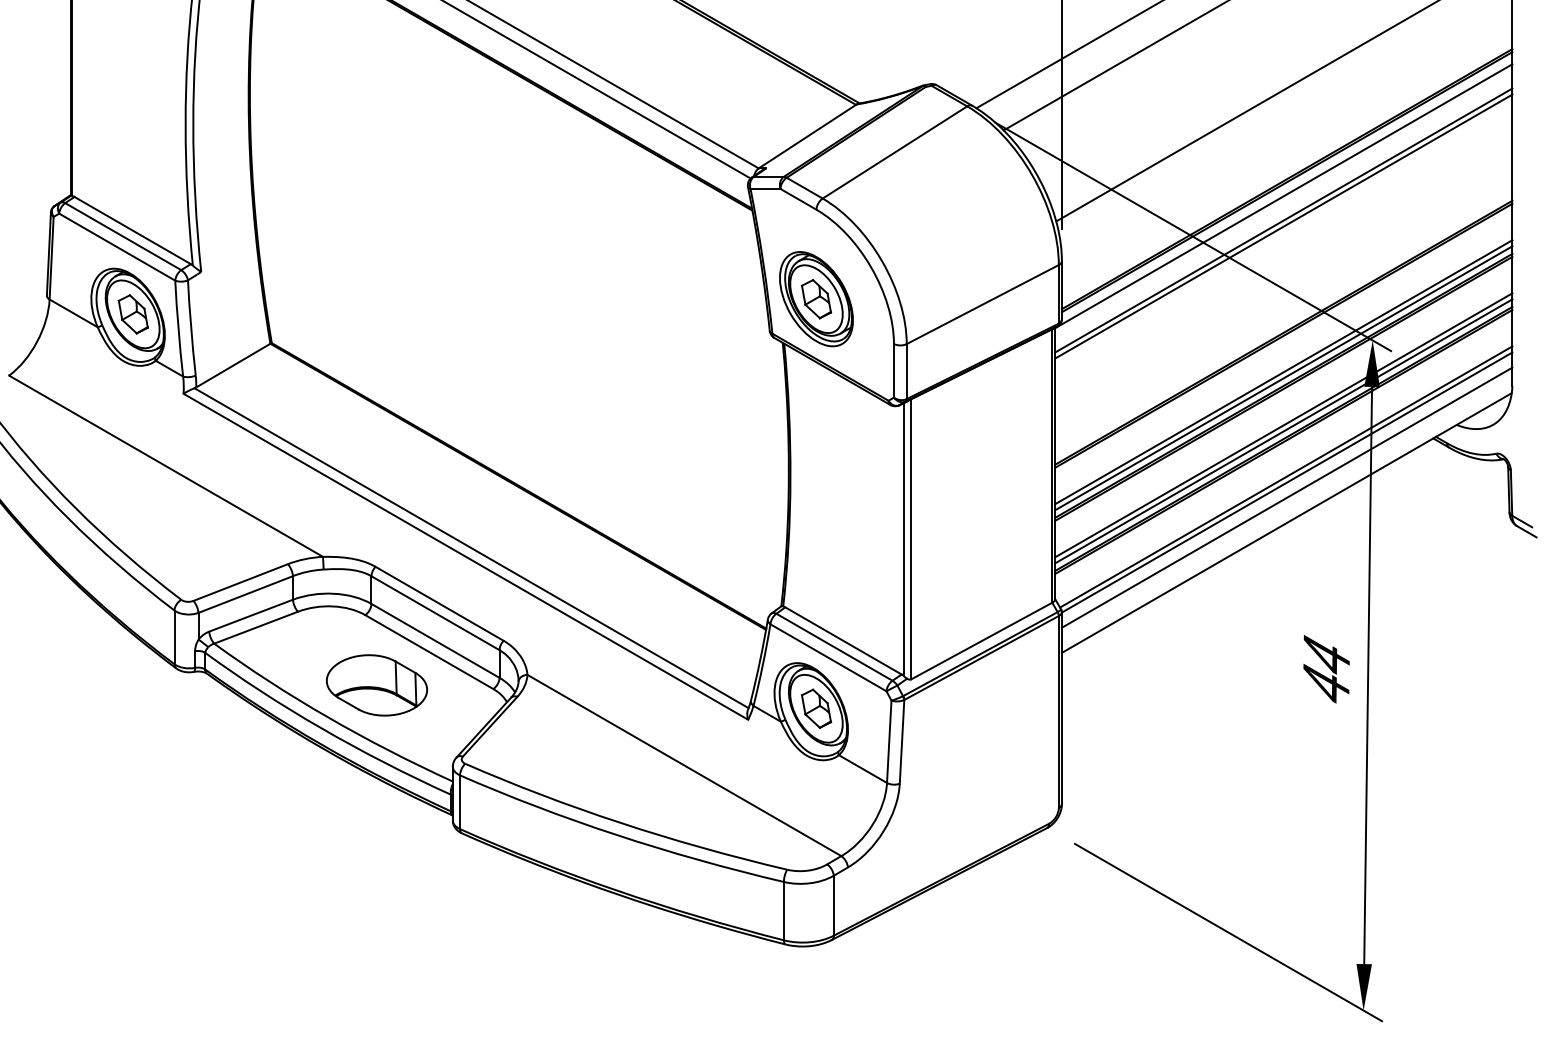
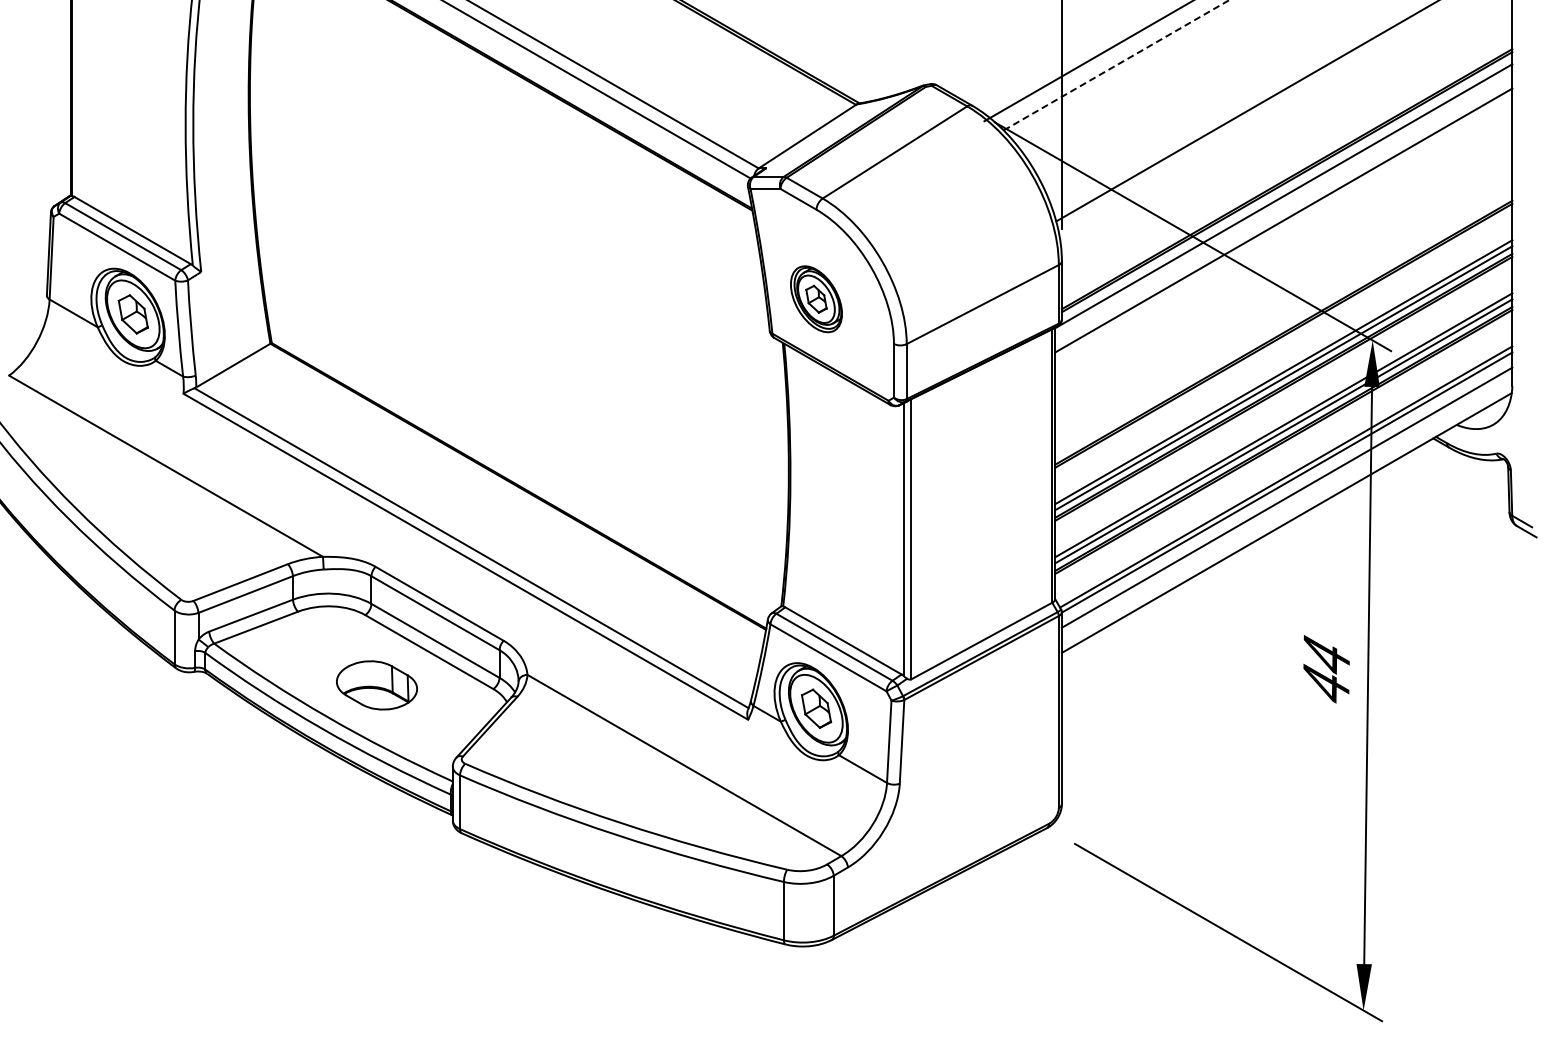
line position: (1068, 55) -> (1087, 61) (1087, 61)
line: solid -> dashed (1117, 64)
line: present -> none (1283, 226)
part size: 75x97 px -> 53x69 px (816, 299)
part size: 102x63 px -> 82x51 px (376, 685)
